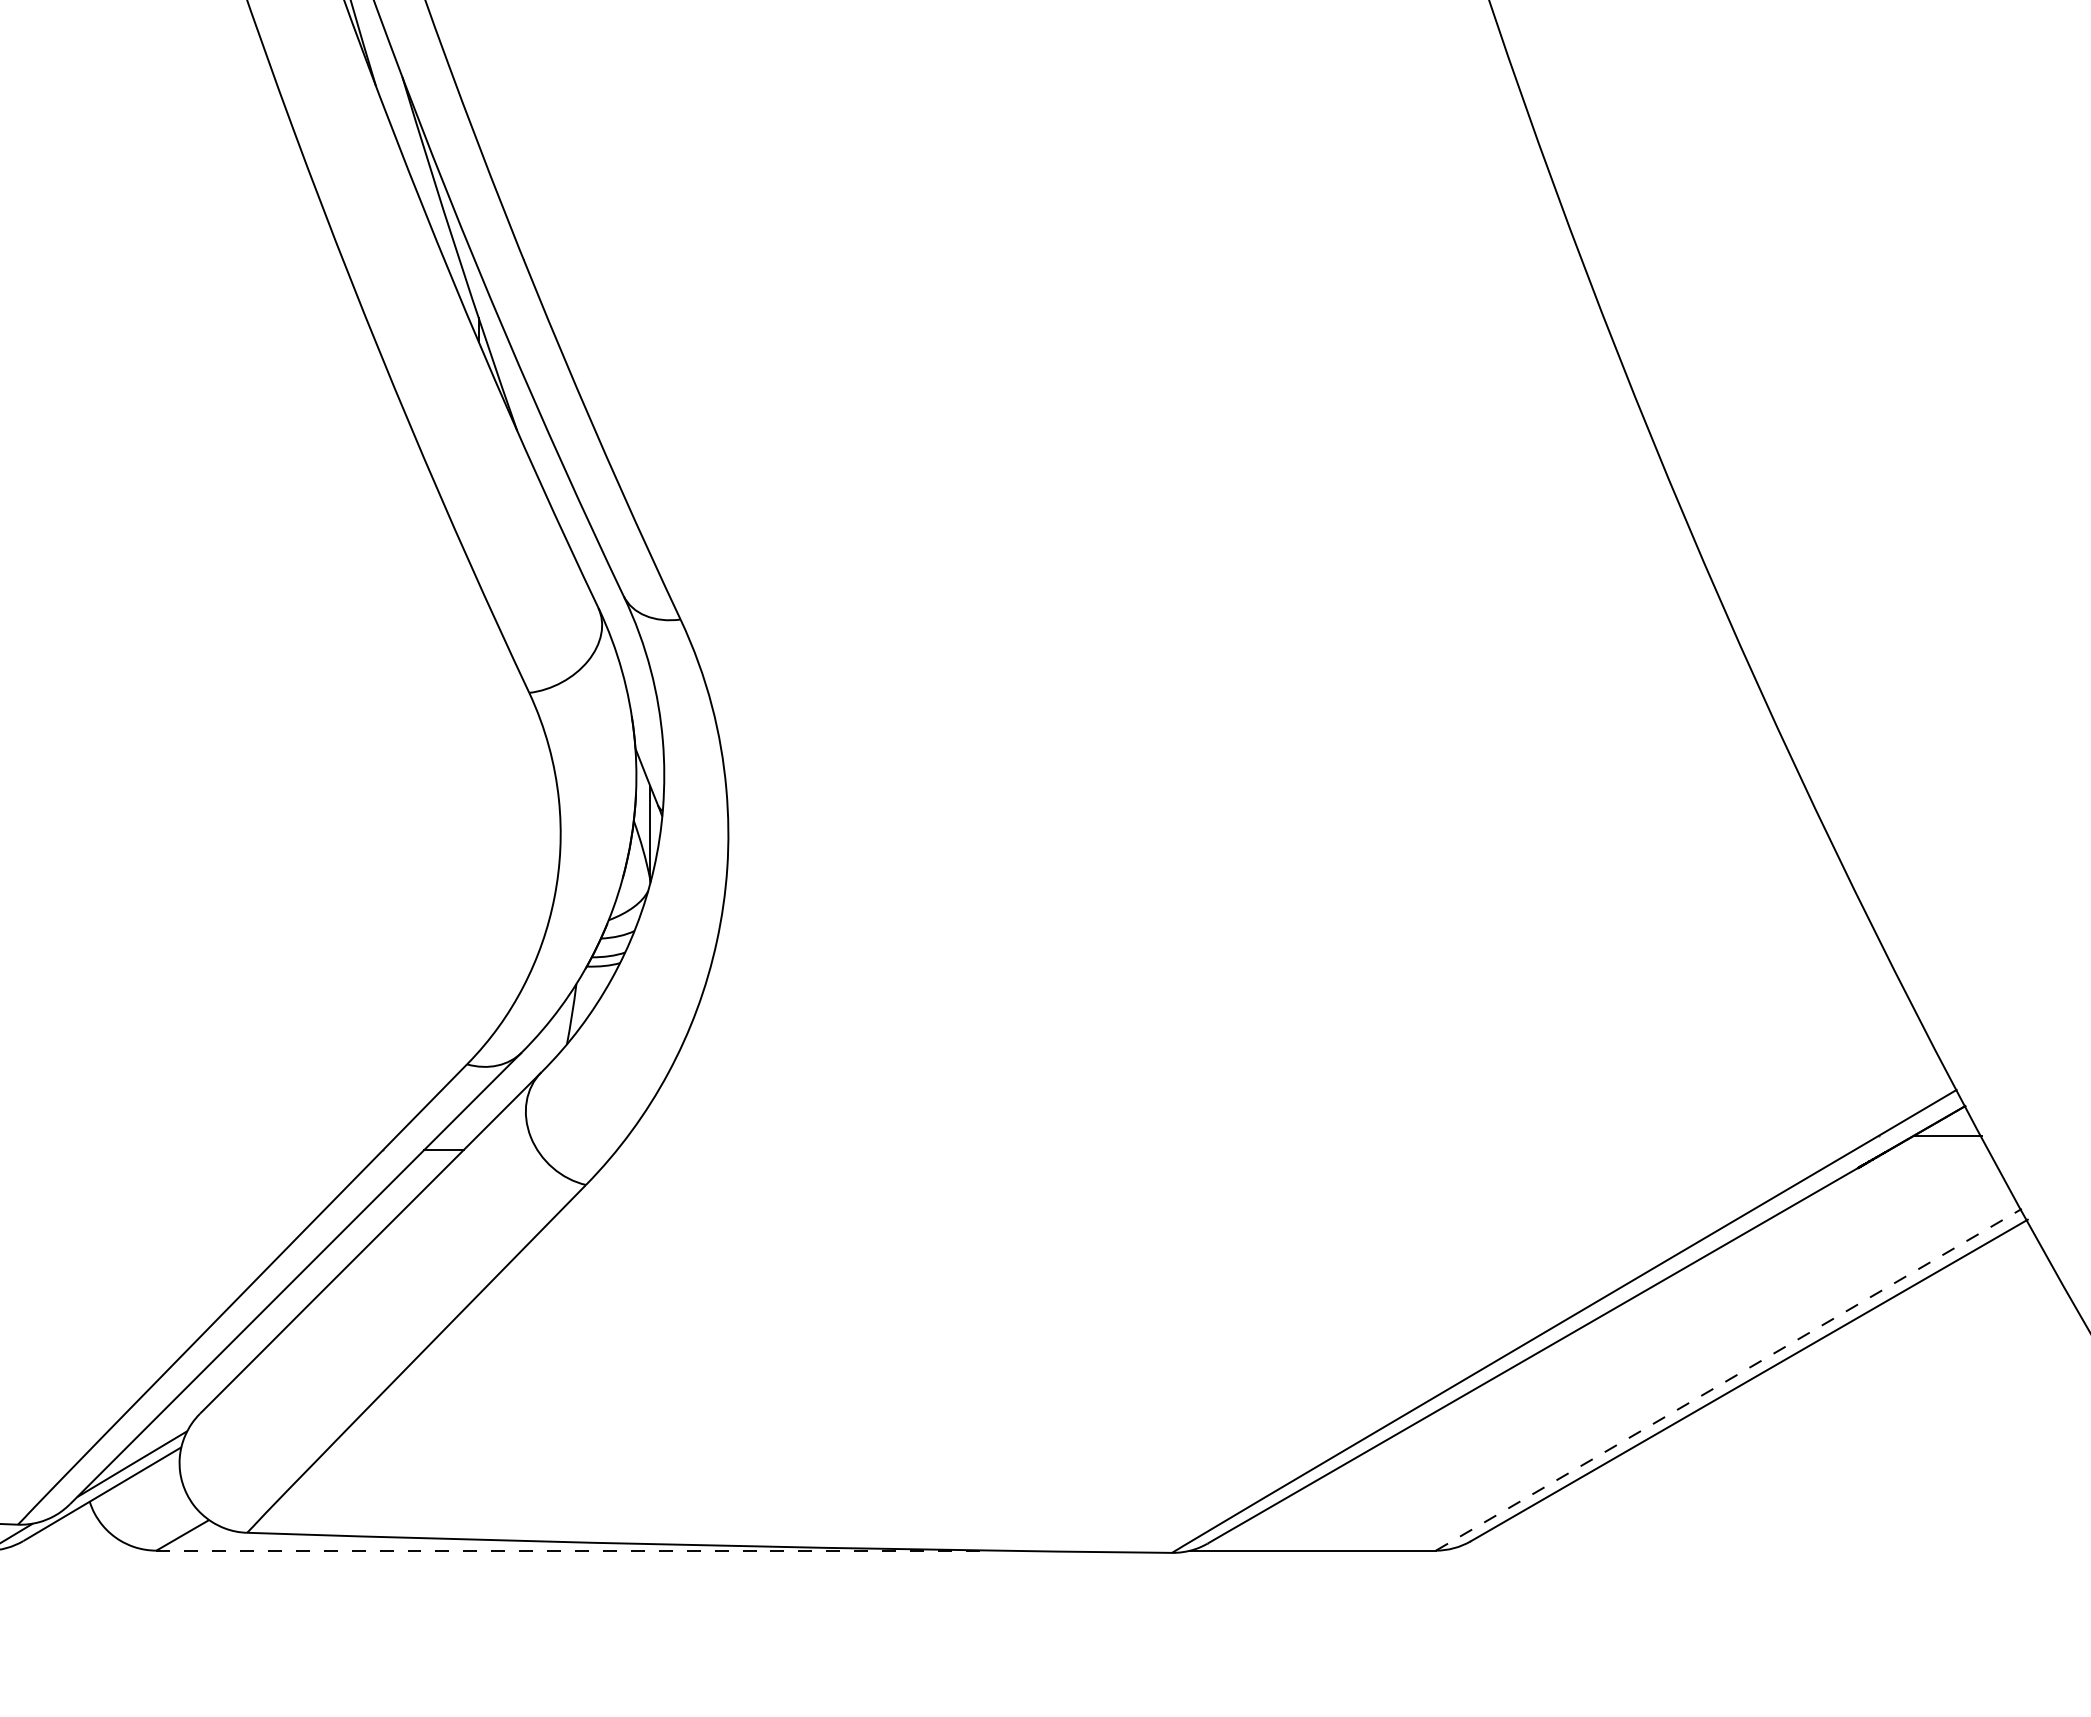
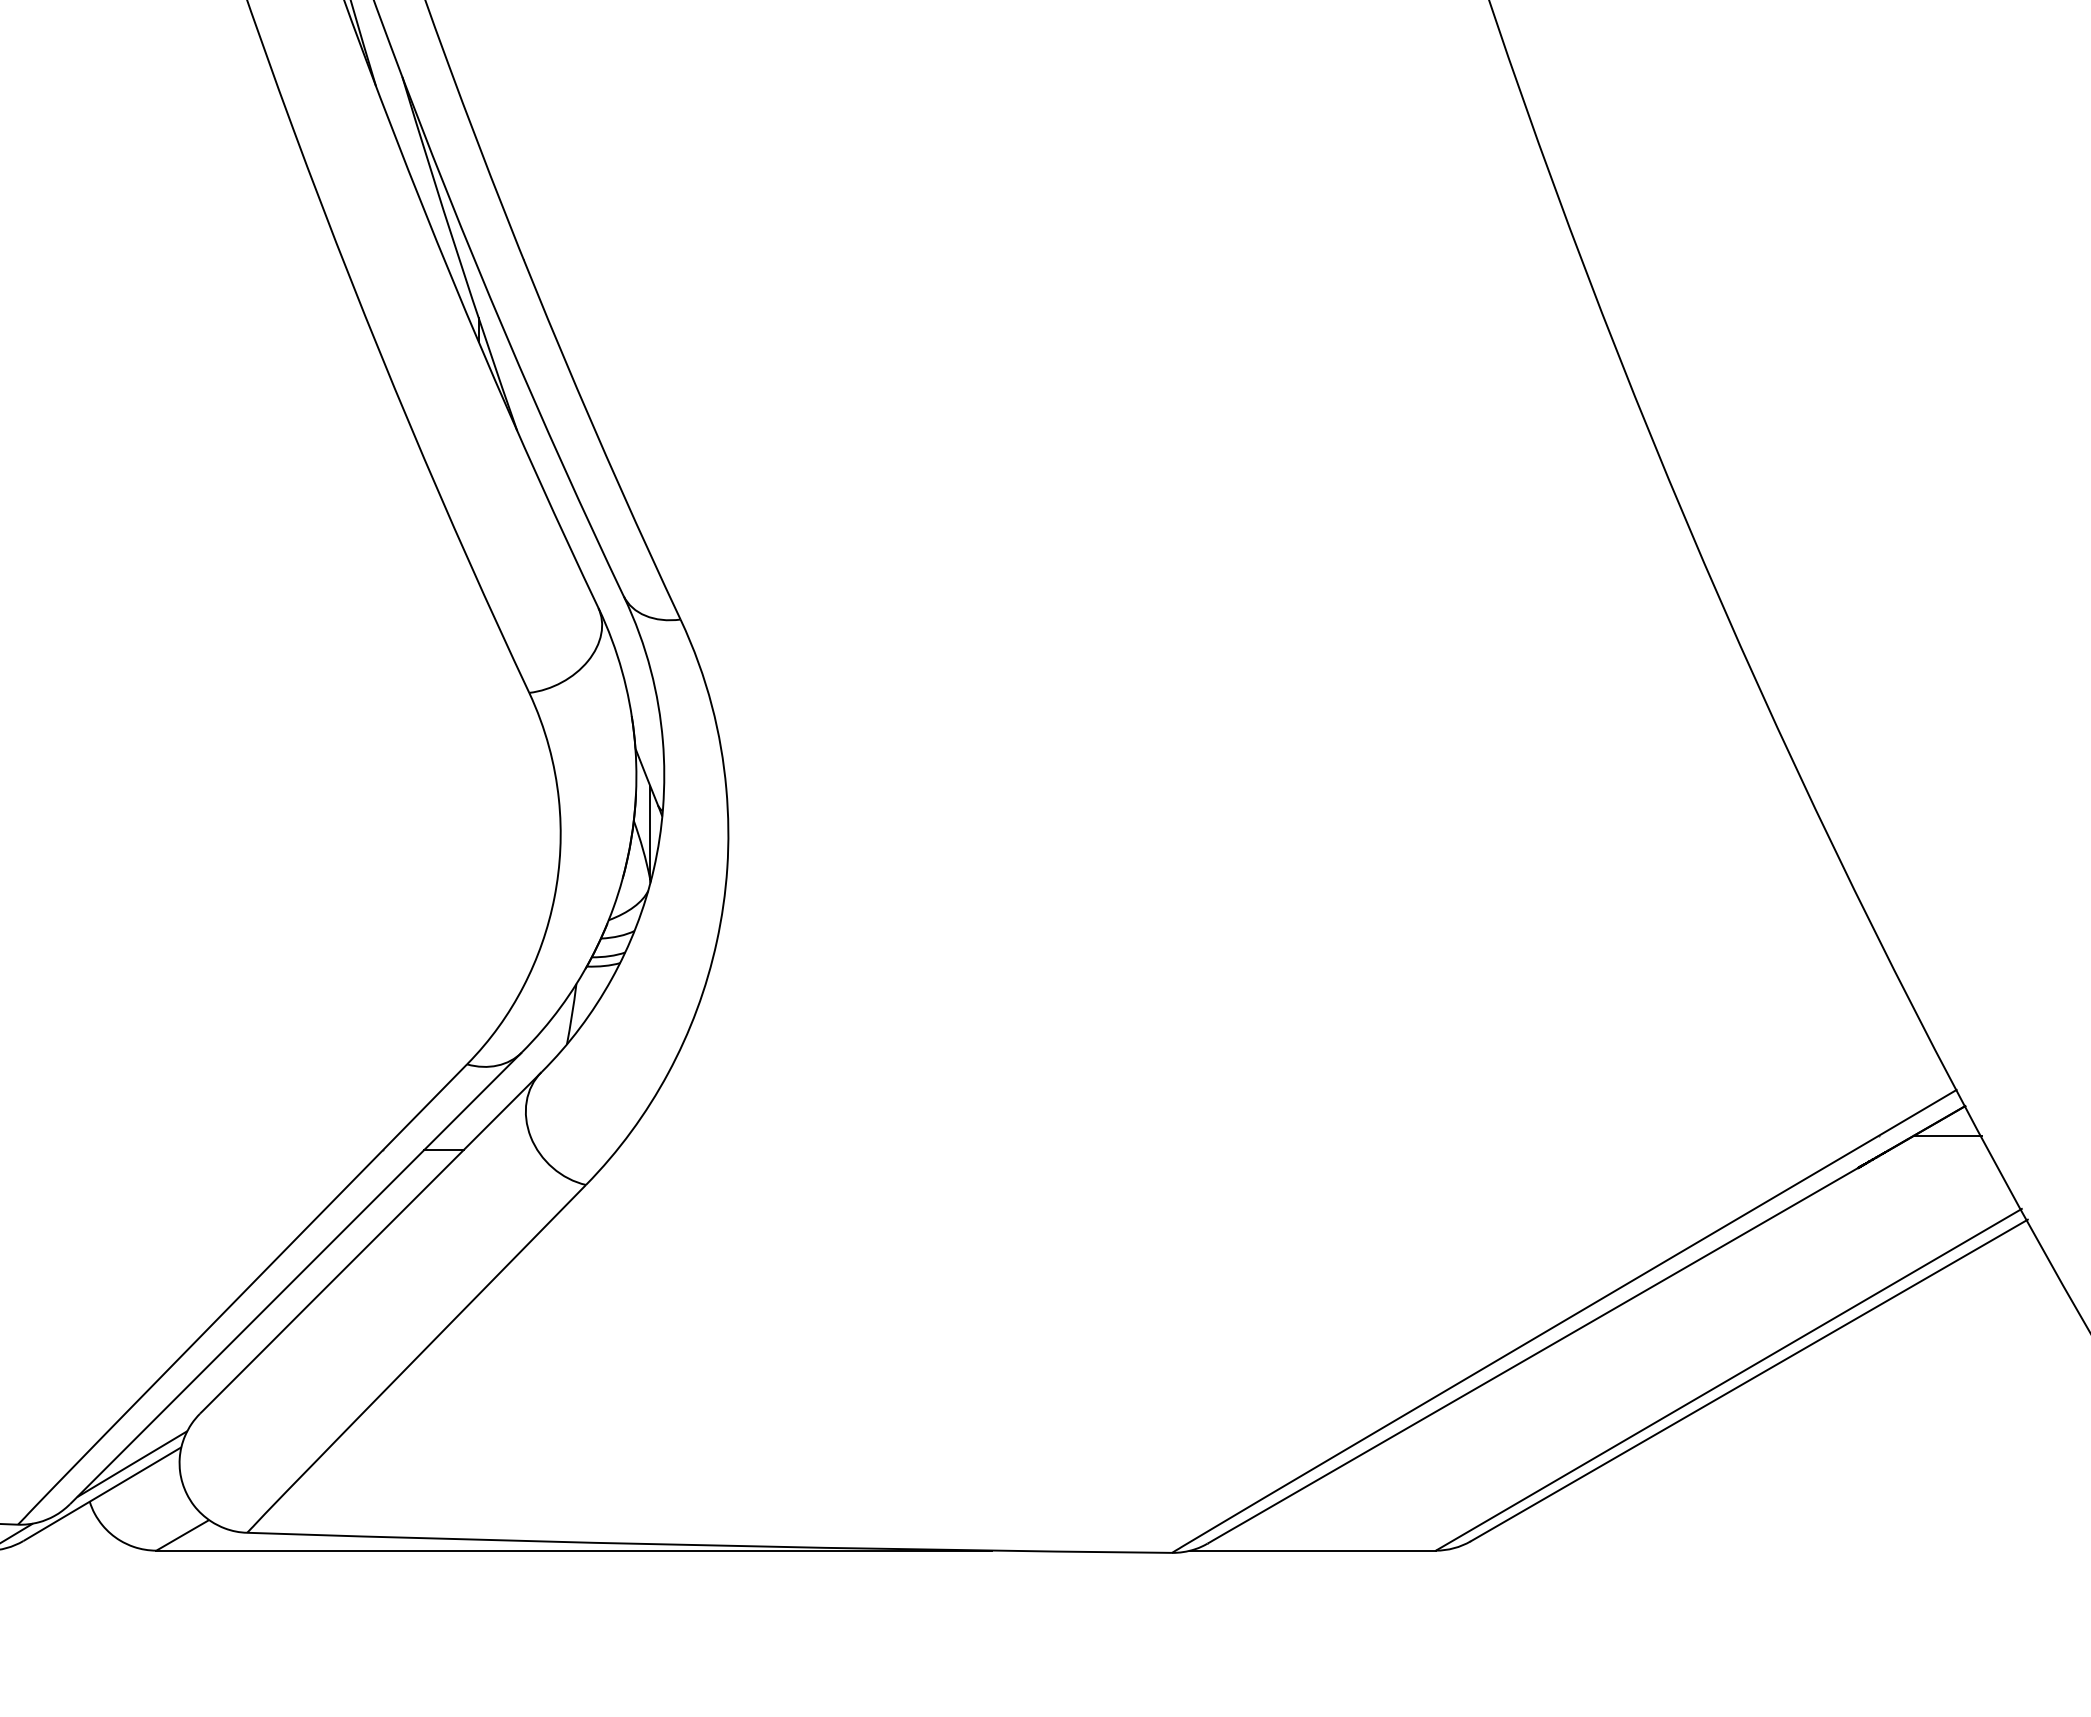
line: dashed -> solid (1729, 1379)
line: dashed -> solid (574, 1550)
